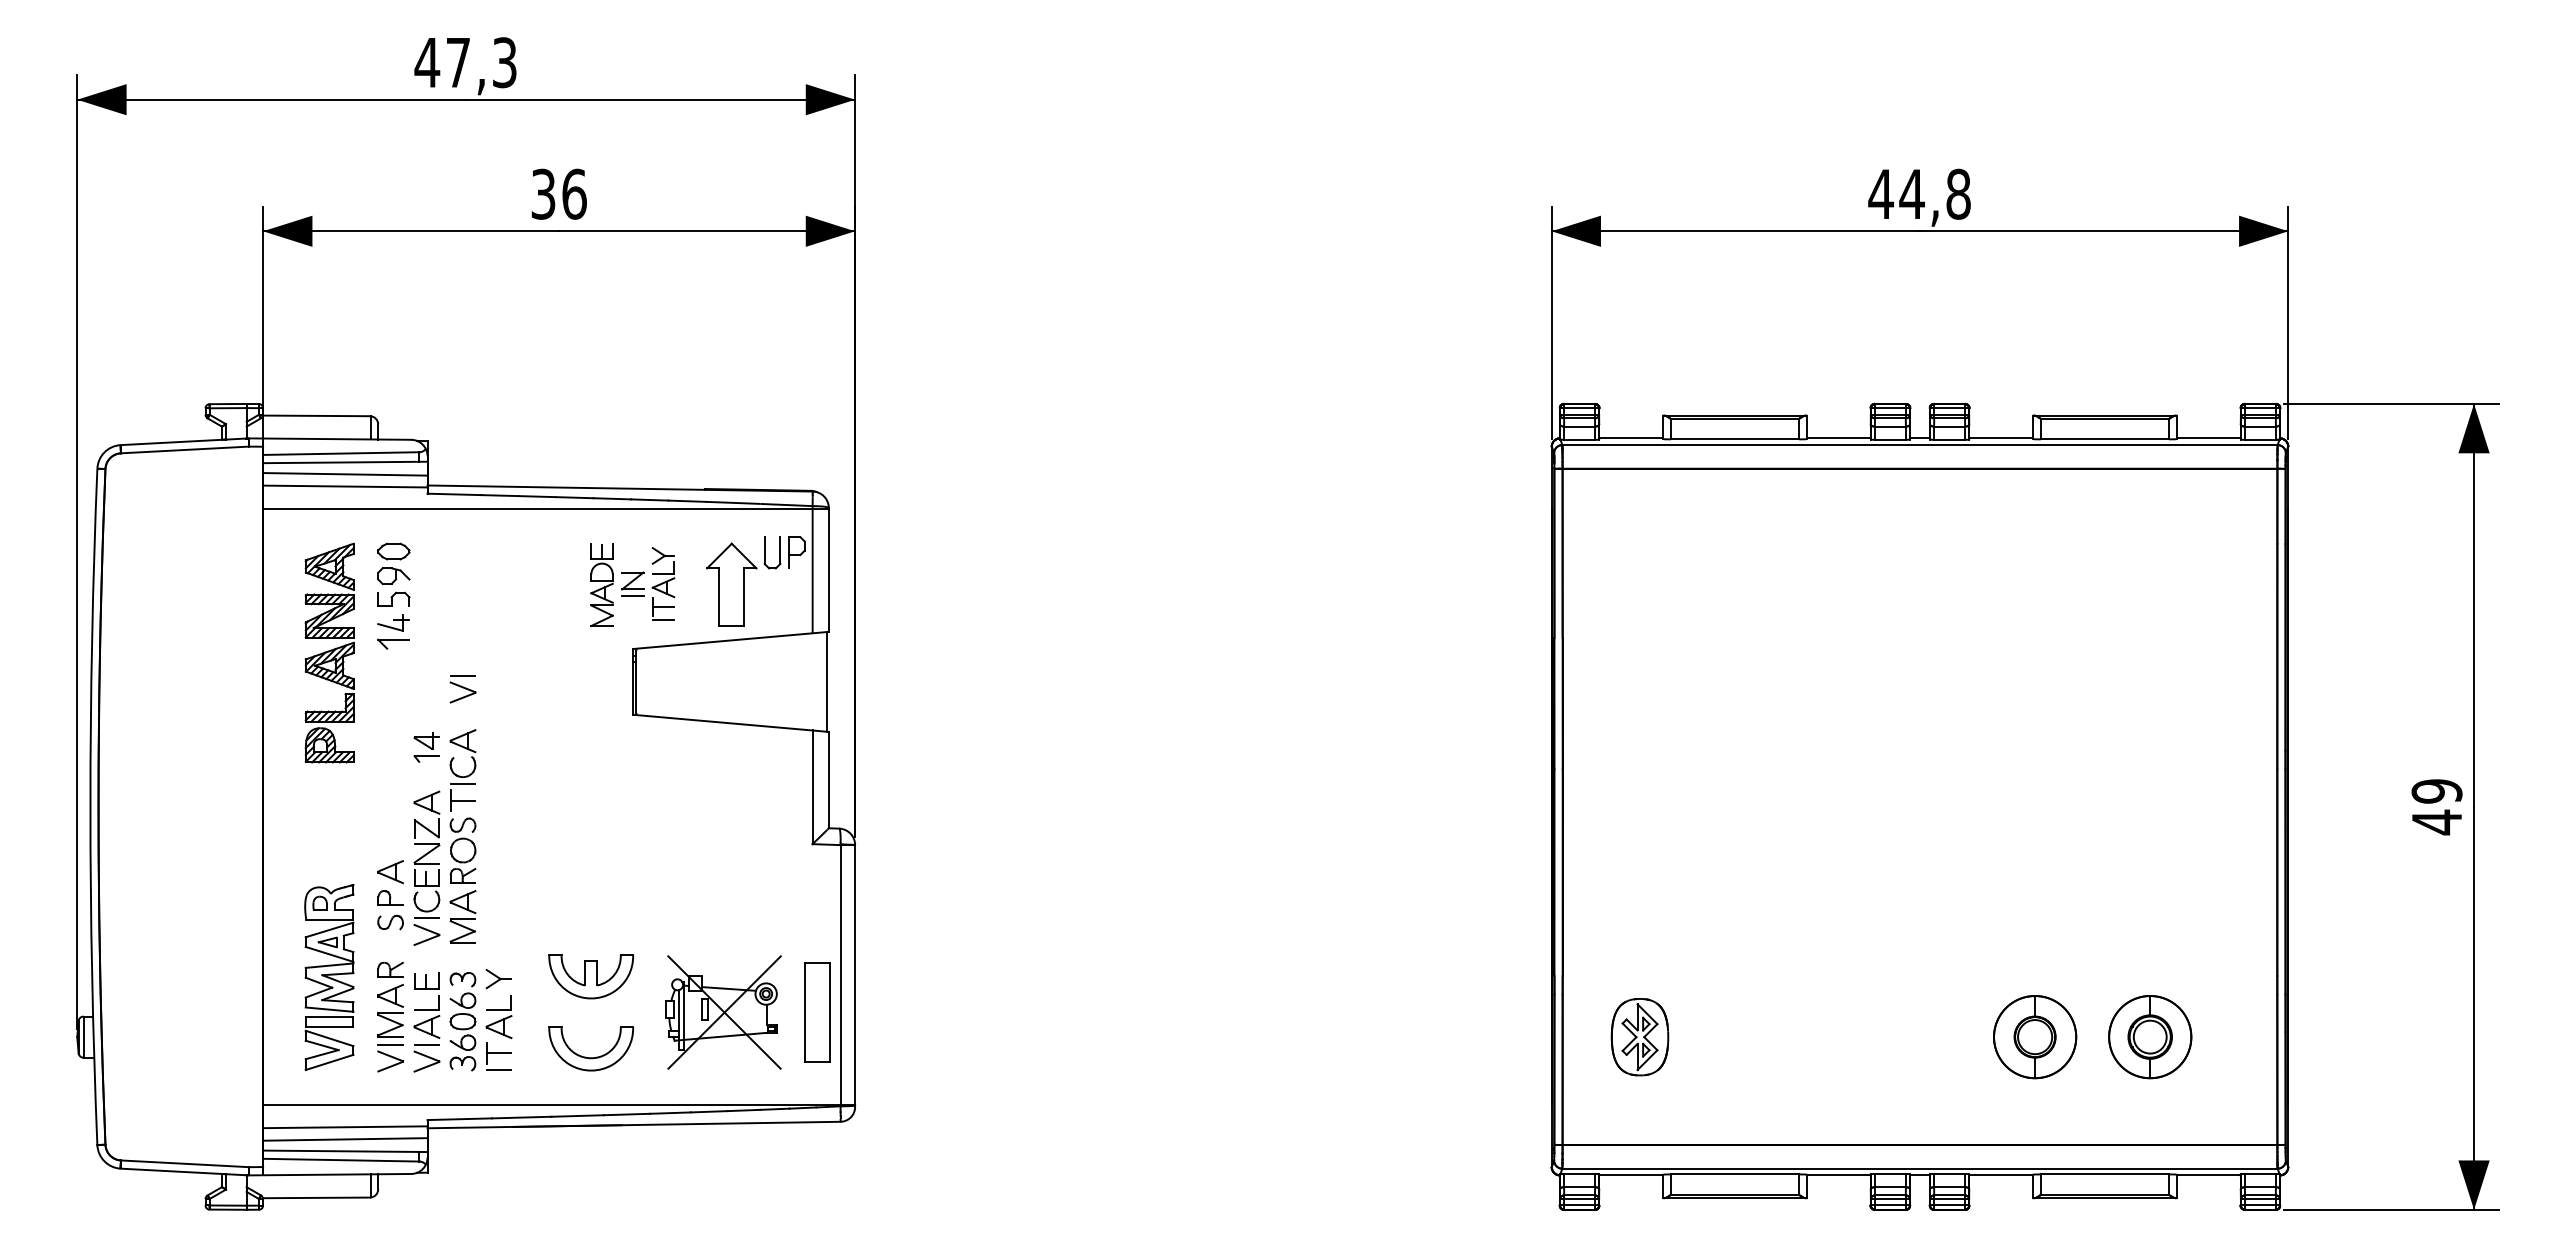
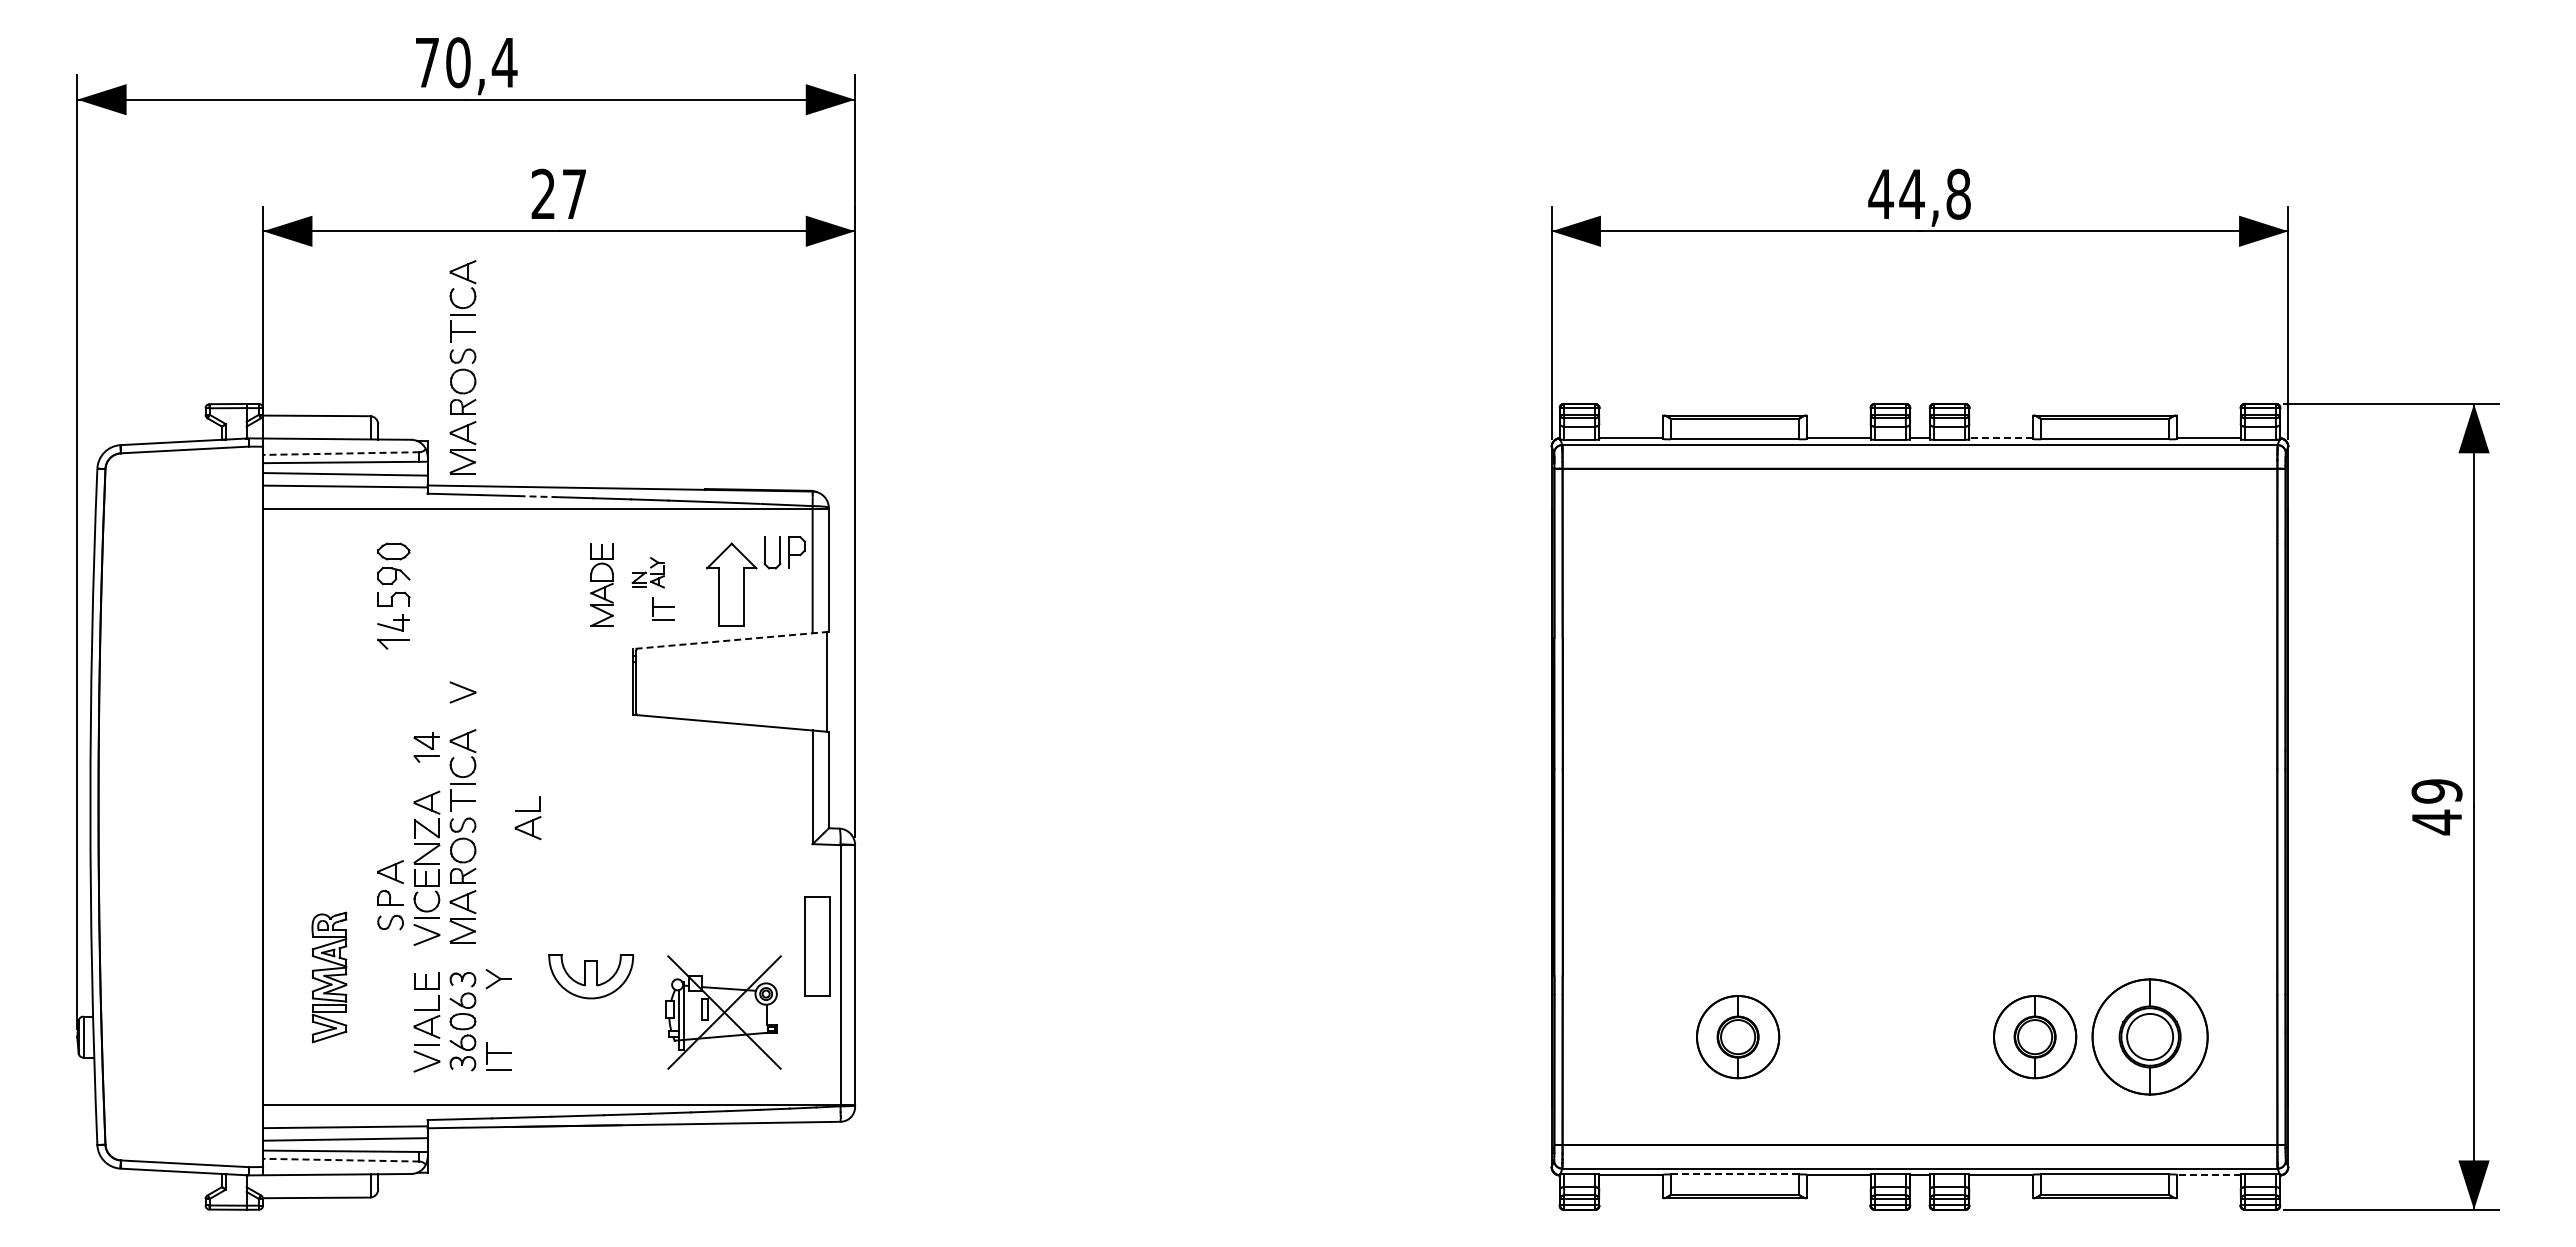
text: 47,3 -> 70,4 (465, 62)
text: 36 -> 27 (558, 193)
part: none -> present (462, 367)
line: solid -> dashed (2001, 438)
line: solid -> dashed (340, 453)
line: solid -> dashed (537, 496)
part size: 55x52 px -> 34x32 px (647, 572)
line: solid -> dashed (730, 640)
part: present -> none (329, 652)
line: present -> none (462, 675)
part size: 51x187 px -> 37x133 px (329, 977)
part position: (817, 1012) -> (817, 946) (817, 946)
part: present -> none (390, 1016)
part position: (498, 1017) -> (527, 818) (527, 818)
part: present -> none (1639, 1037)
part: none -> present (1738, 1037)
part size: 85x85 px -> 118x118 px (2149, 1036)
part: present -> none (591, 1057)
line: solid -> dashed (340, 1160)
line: solid -> dashed (1734, 1174)
line: solid -> dashed (2209, 1175)
